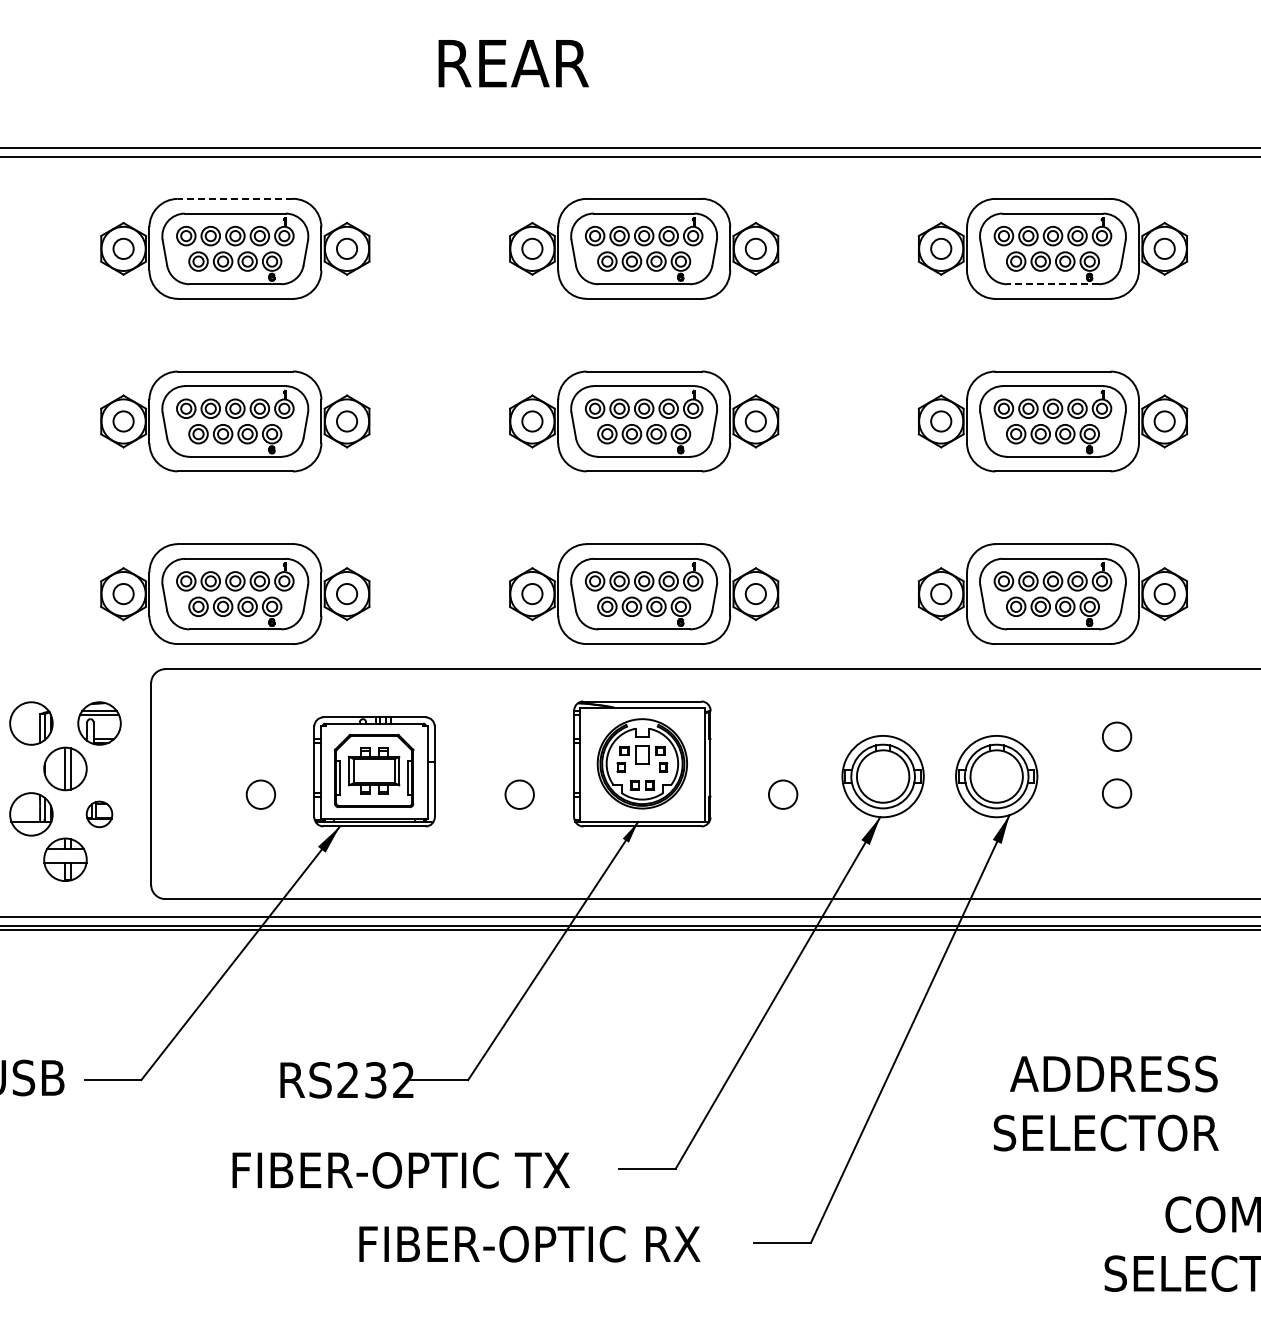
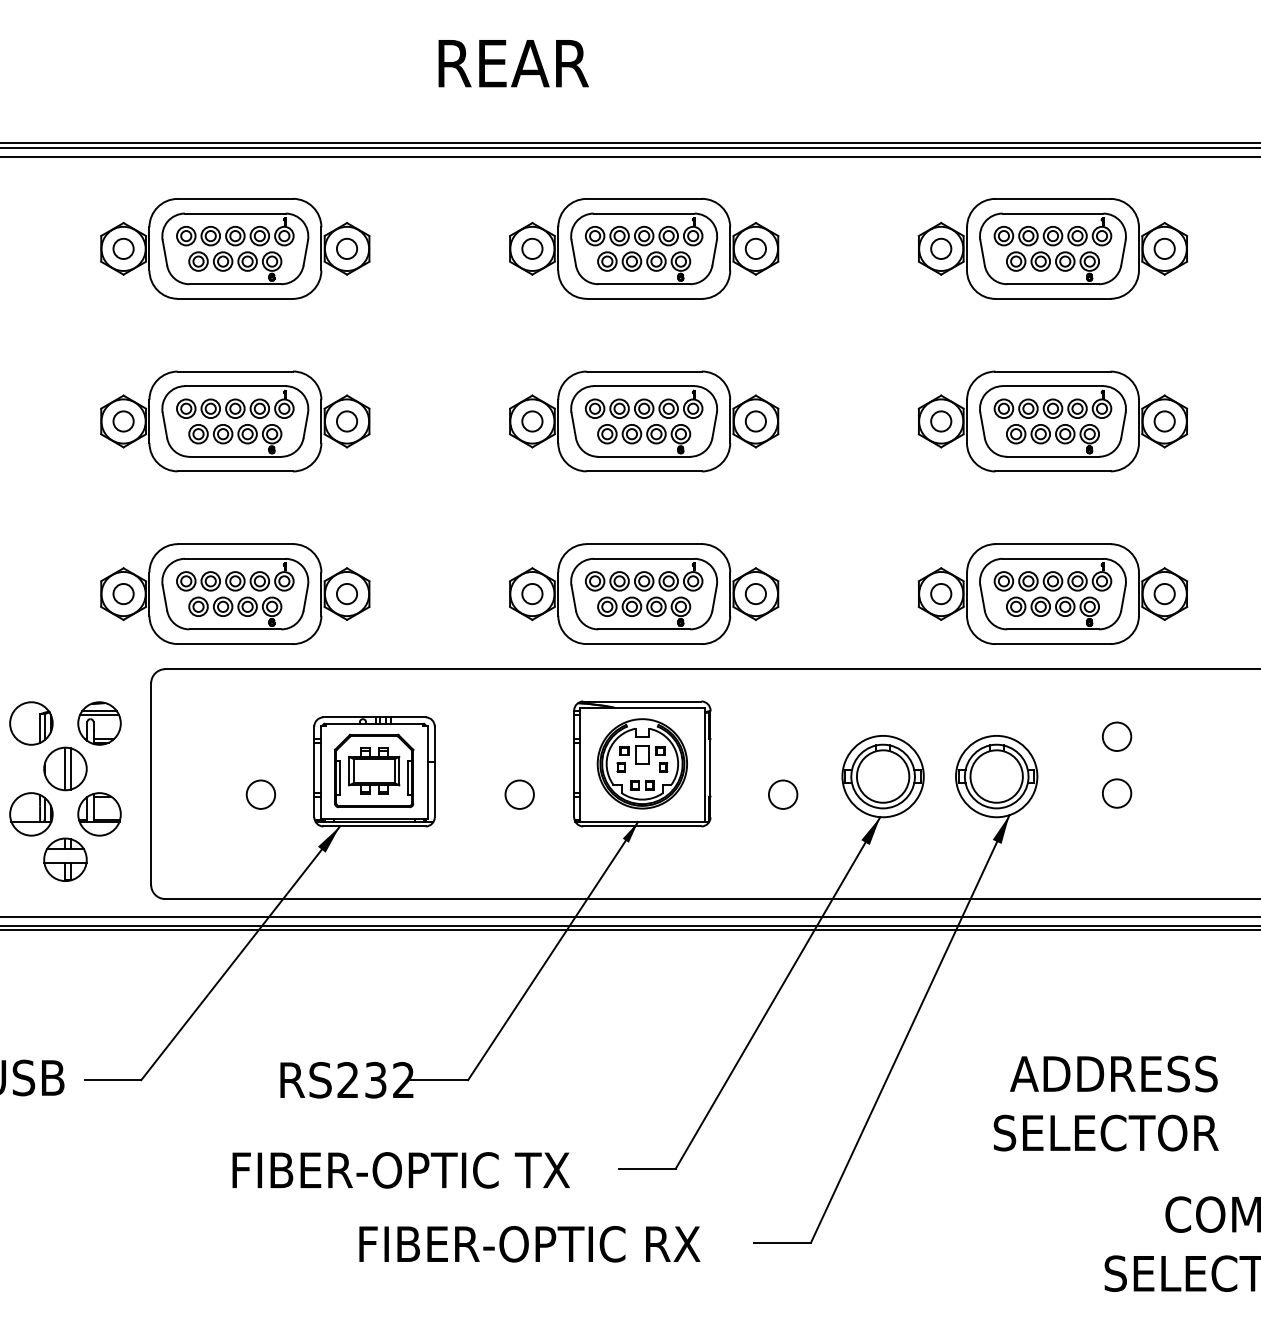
line: none -> present (629, 143)
line: dashed -> solid (235, 198)
line: dashed -> solid (1053, 284)
part size: 29x29 px -> 45x45 px (99, 814)
